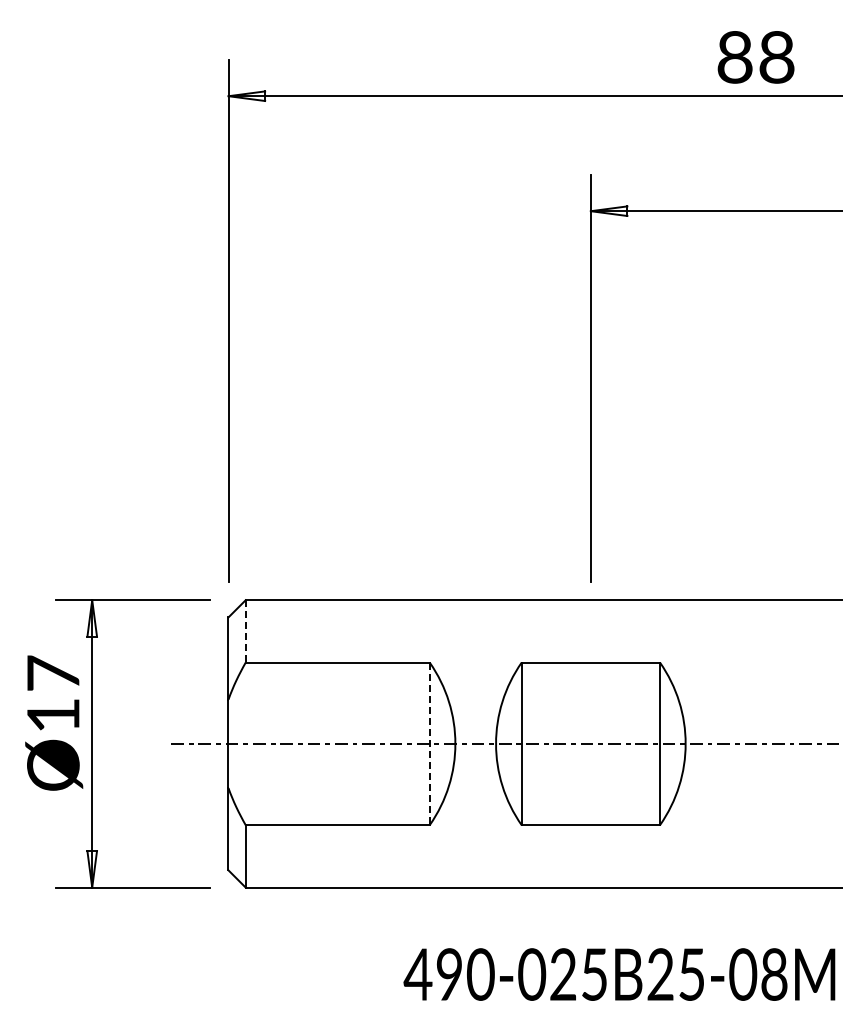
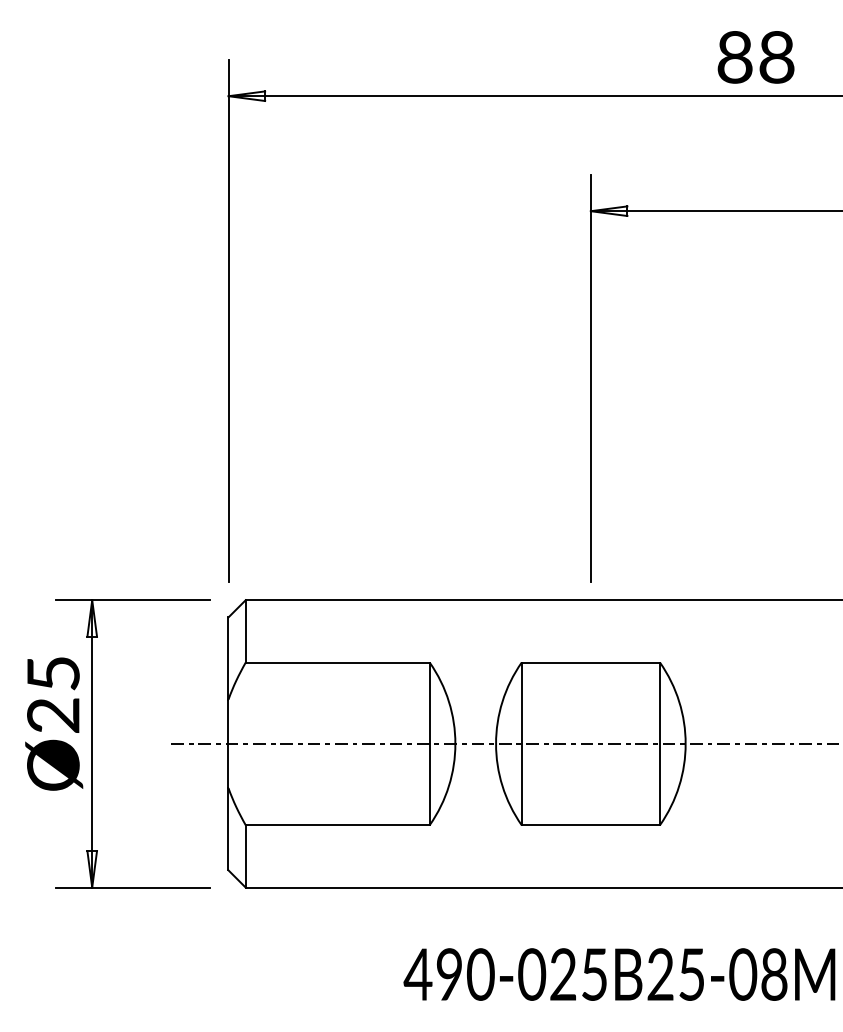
line: dashed -> solid (245, 631)
text: Ø17 -> Ø25 (53, 693)
line: dashed -> solid (429, 744)
